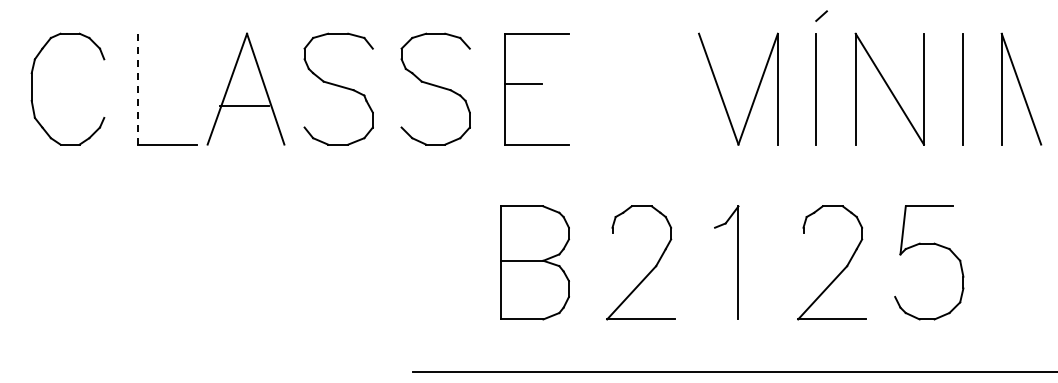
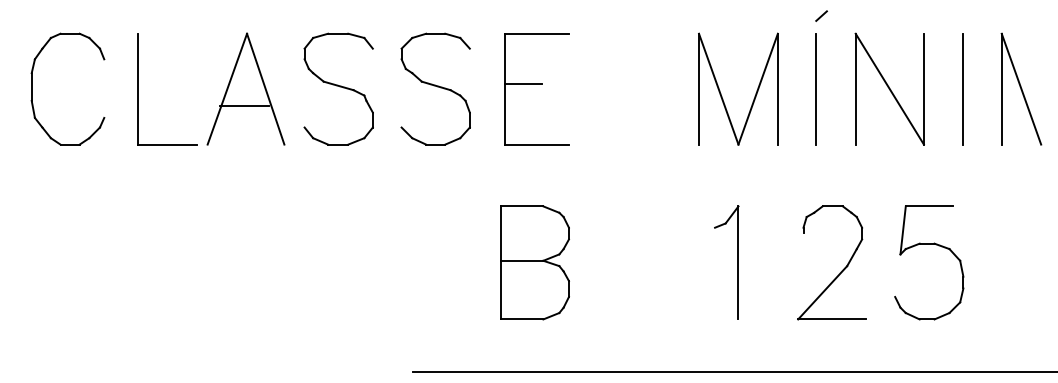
line: none -> present (699, 88)
line: dashed -> solid (138, 89)
part: present -> none (649, 271)
